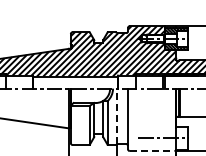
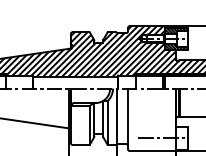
line: dashed -> solid (117, 116)
line: dashed -> solid (152, 151)
